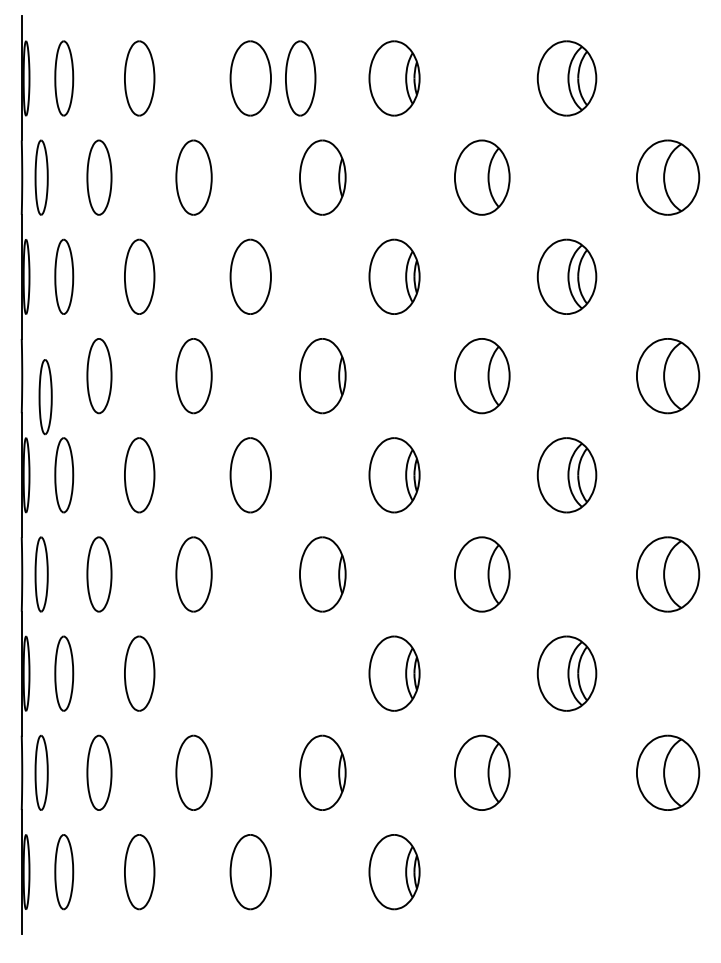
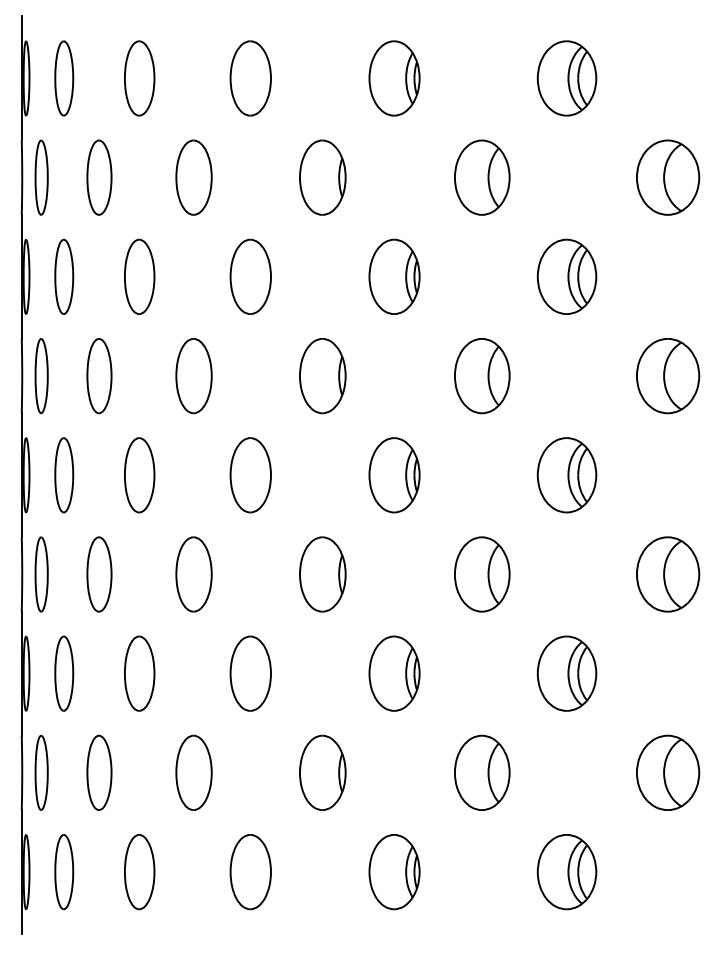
part: present -> none (300, 78)
part position: (45, 397) -> (41, 376) (41, 376)
part: none -> present (250, 673)
part: none -> present (566, 872)
